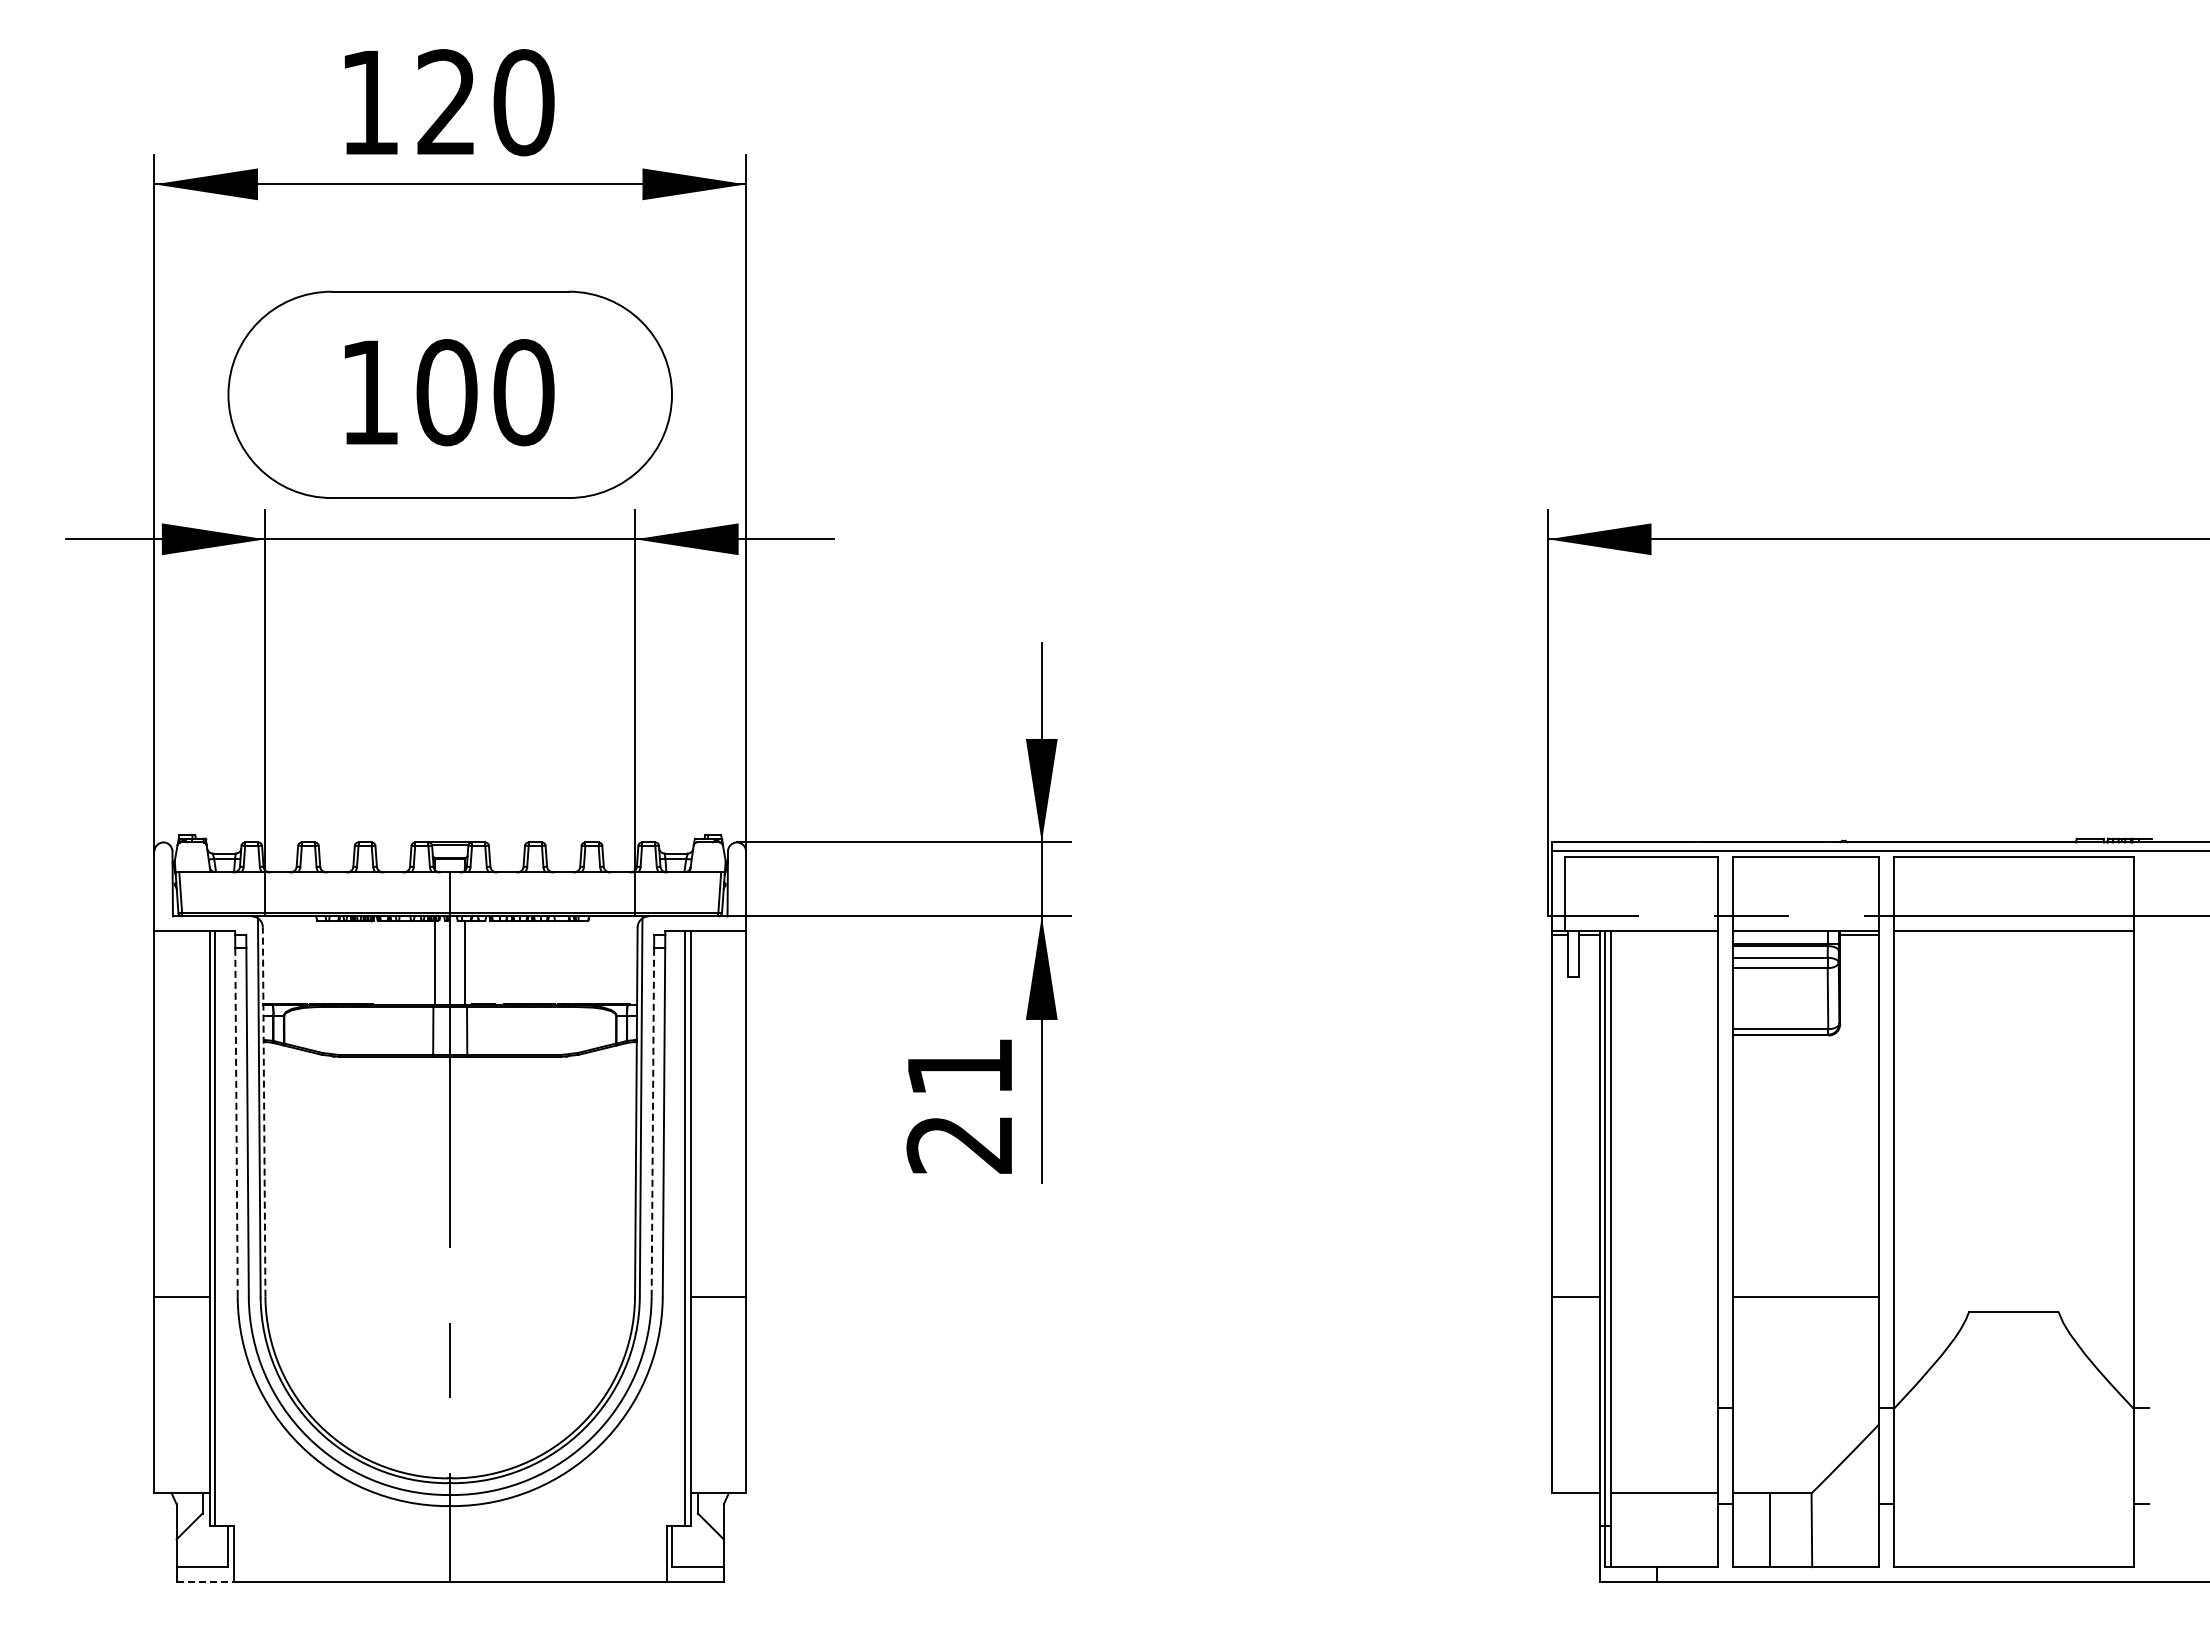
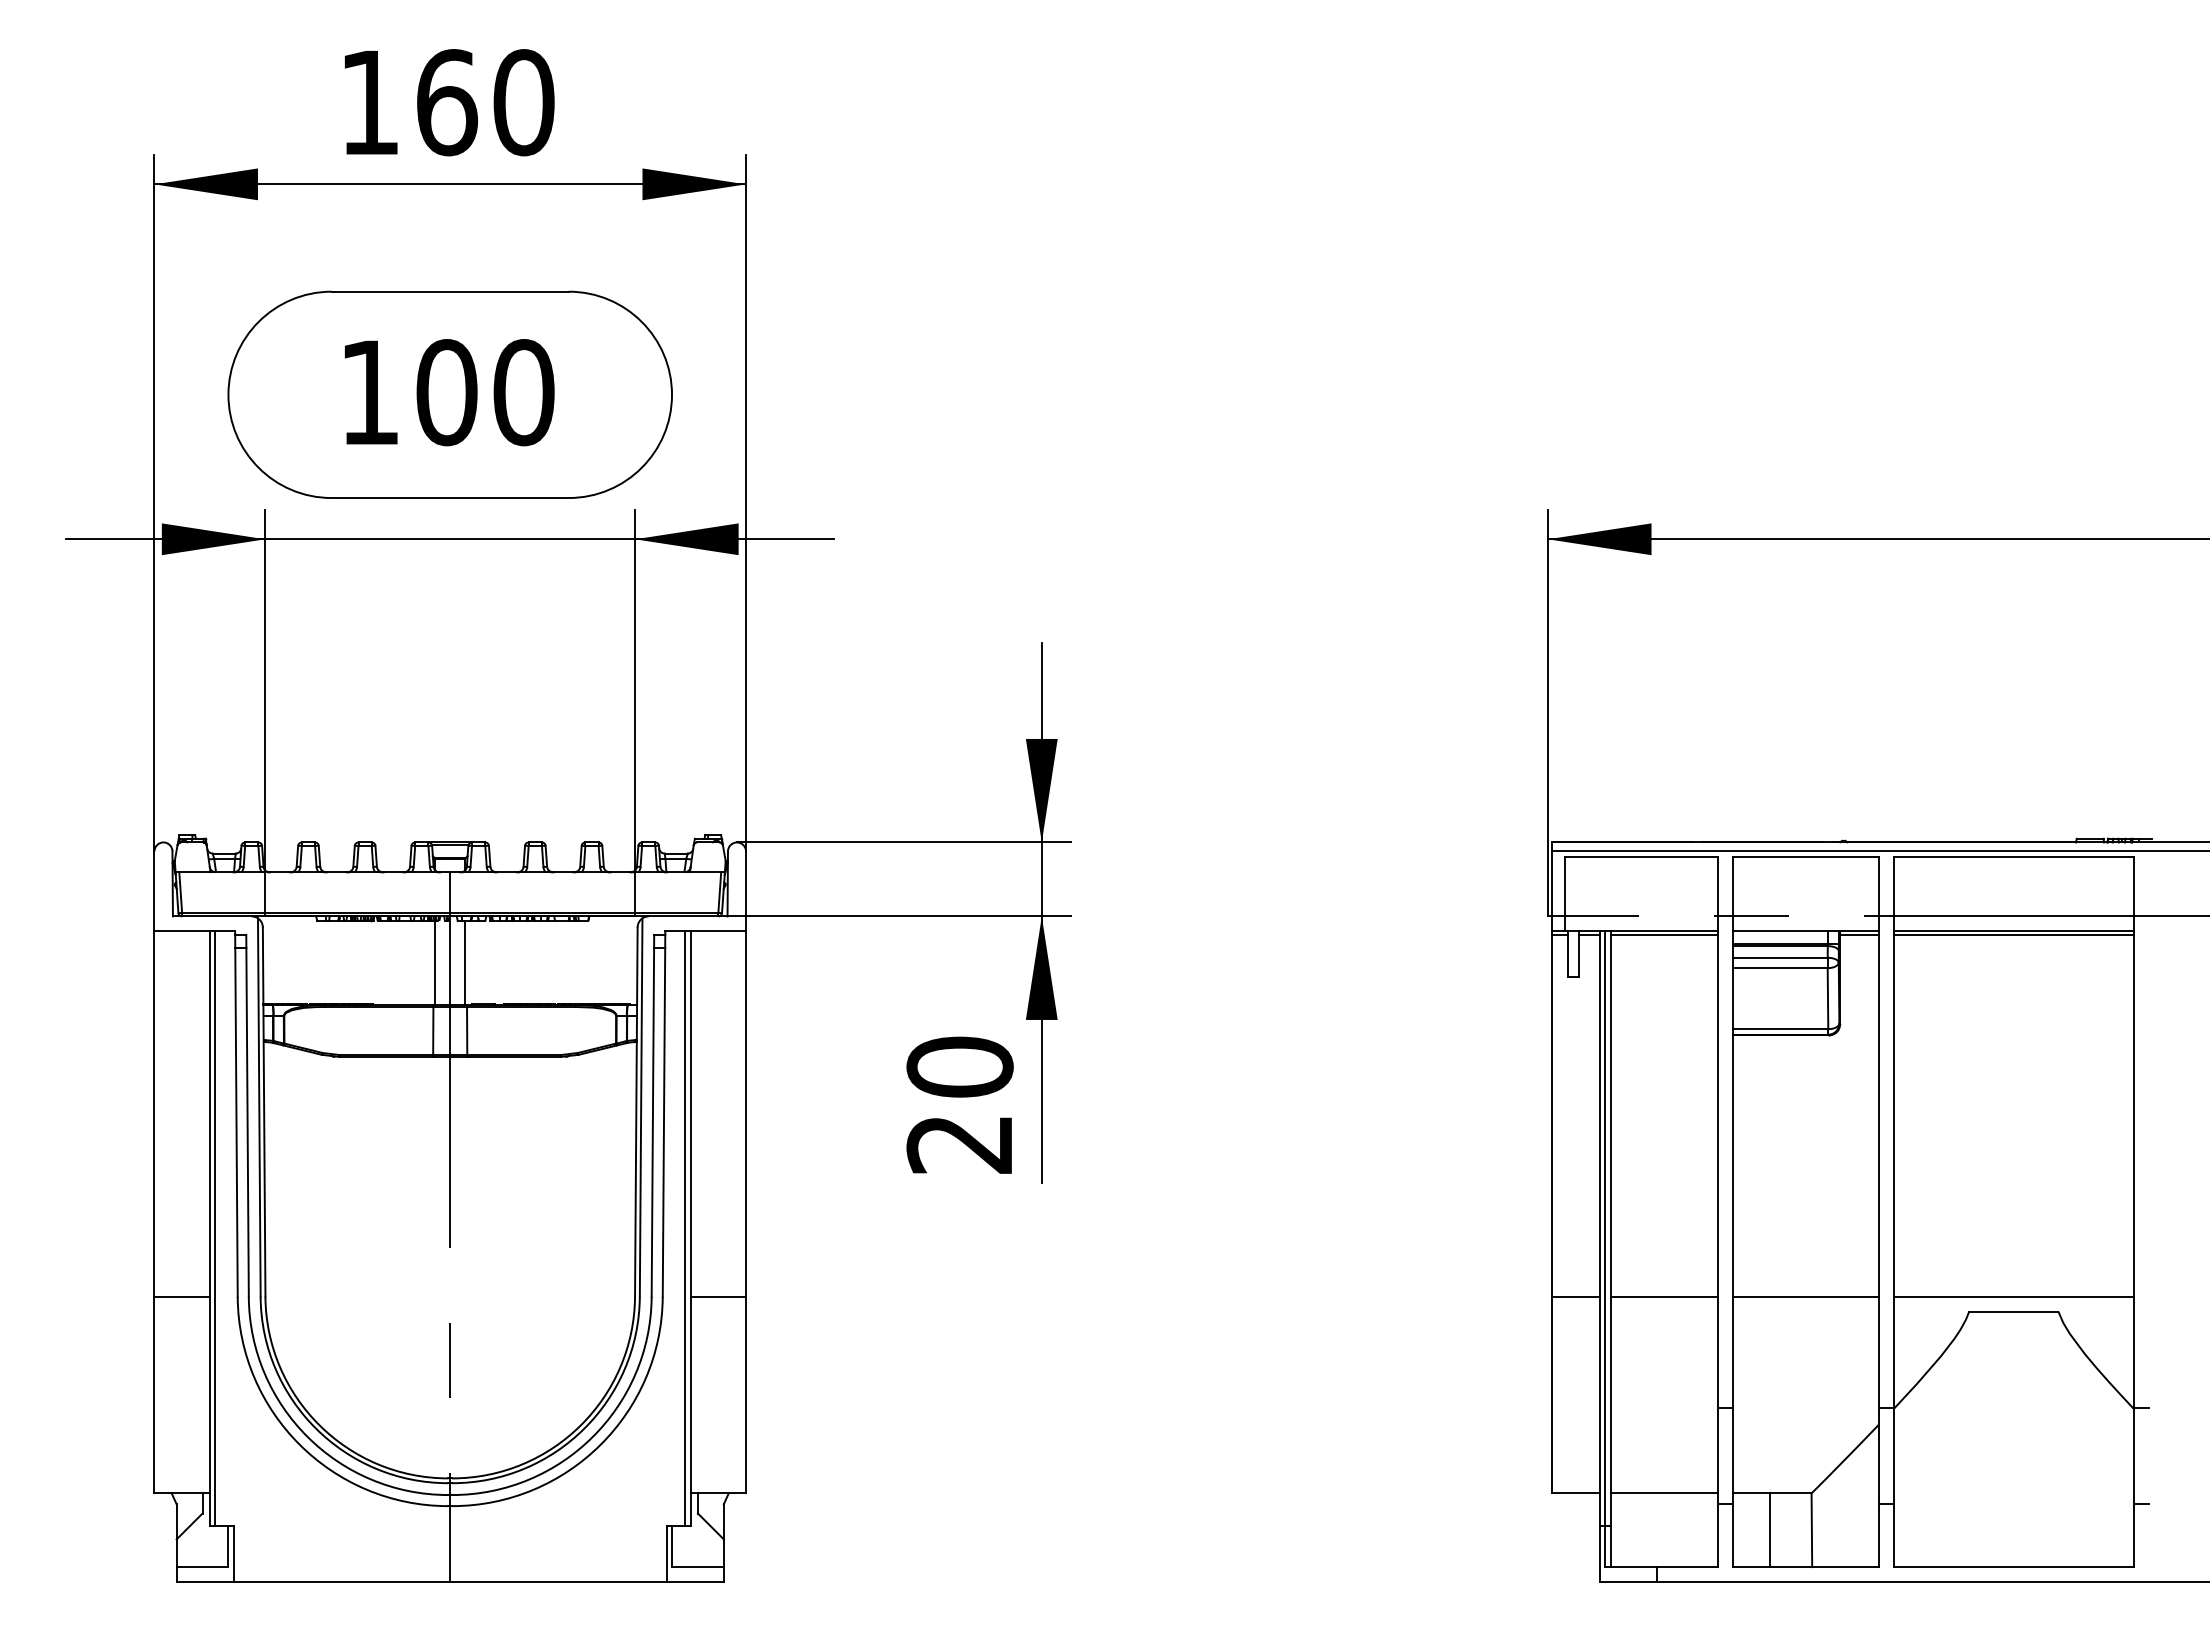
text: 120 -> 160 (447, 102)
line: none -> present (1664, 934)
line: none -> present (2013, 934)
text: 21 -> 20 (959, 1066)
line: dashed -> solid (264, 1112)
line: dashed -> solid (236, 1121)
line: dashed -> solid (652, 1121)
line: none -> present (1664, 1296)
line: none -> present (2013, 1296)
line: dashed -> solid (205, 1581)
